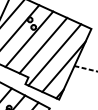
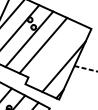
line: present -> none (54, 54)
